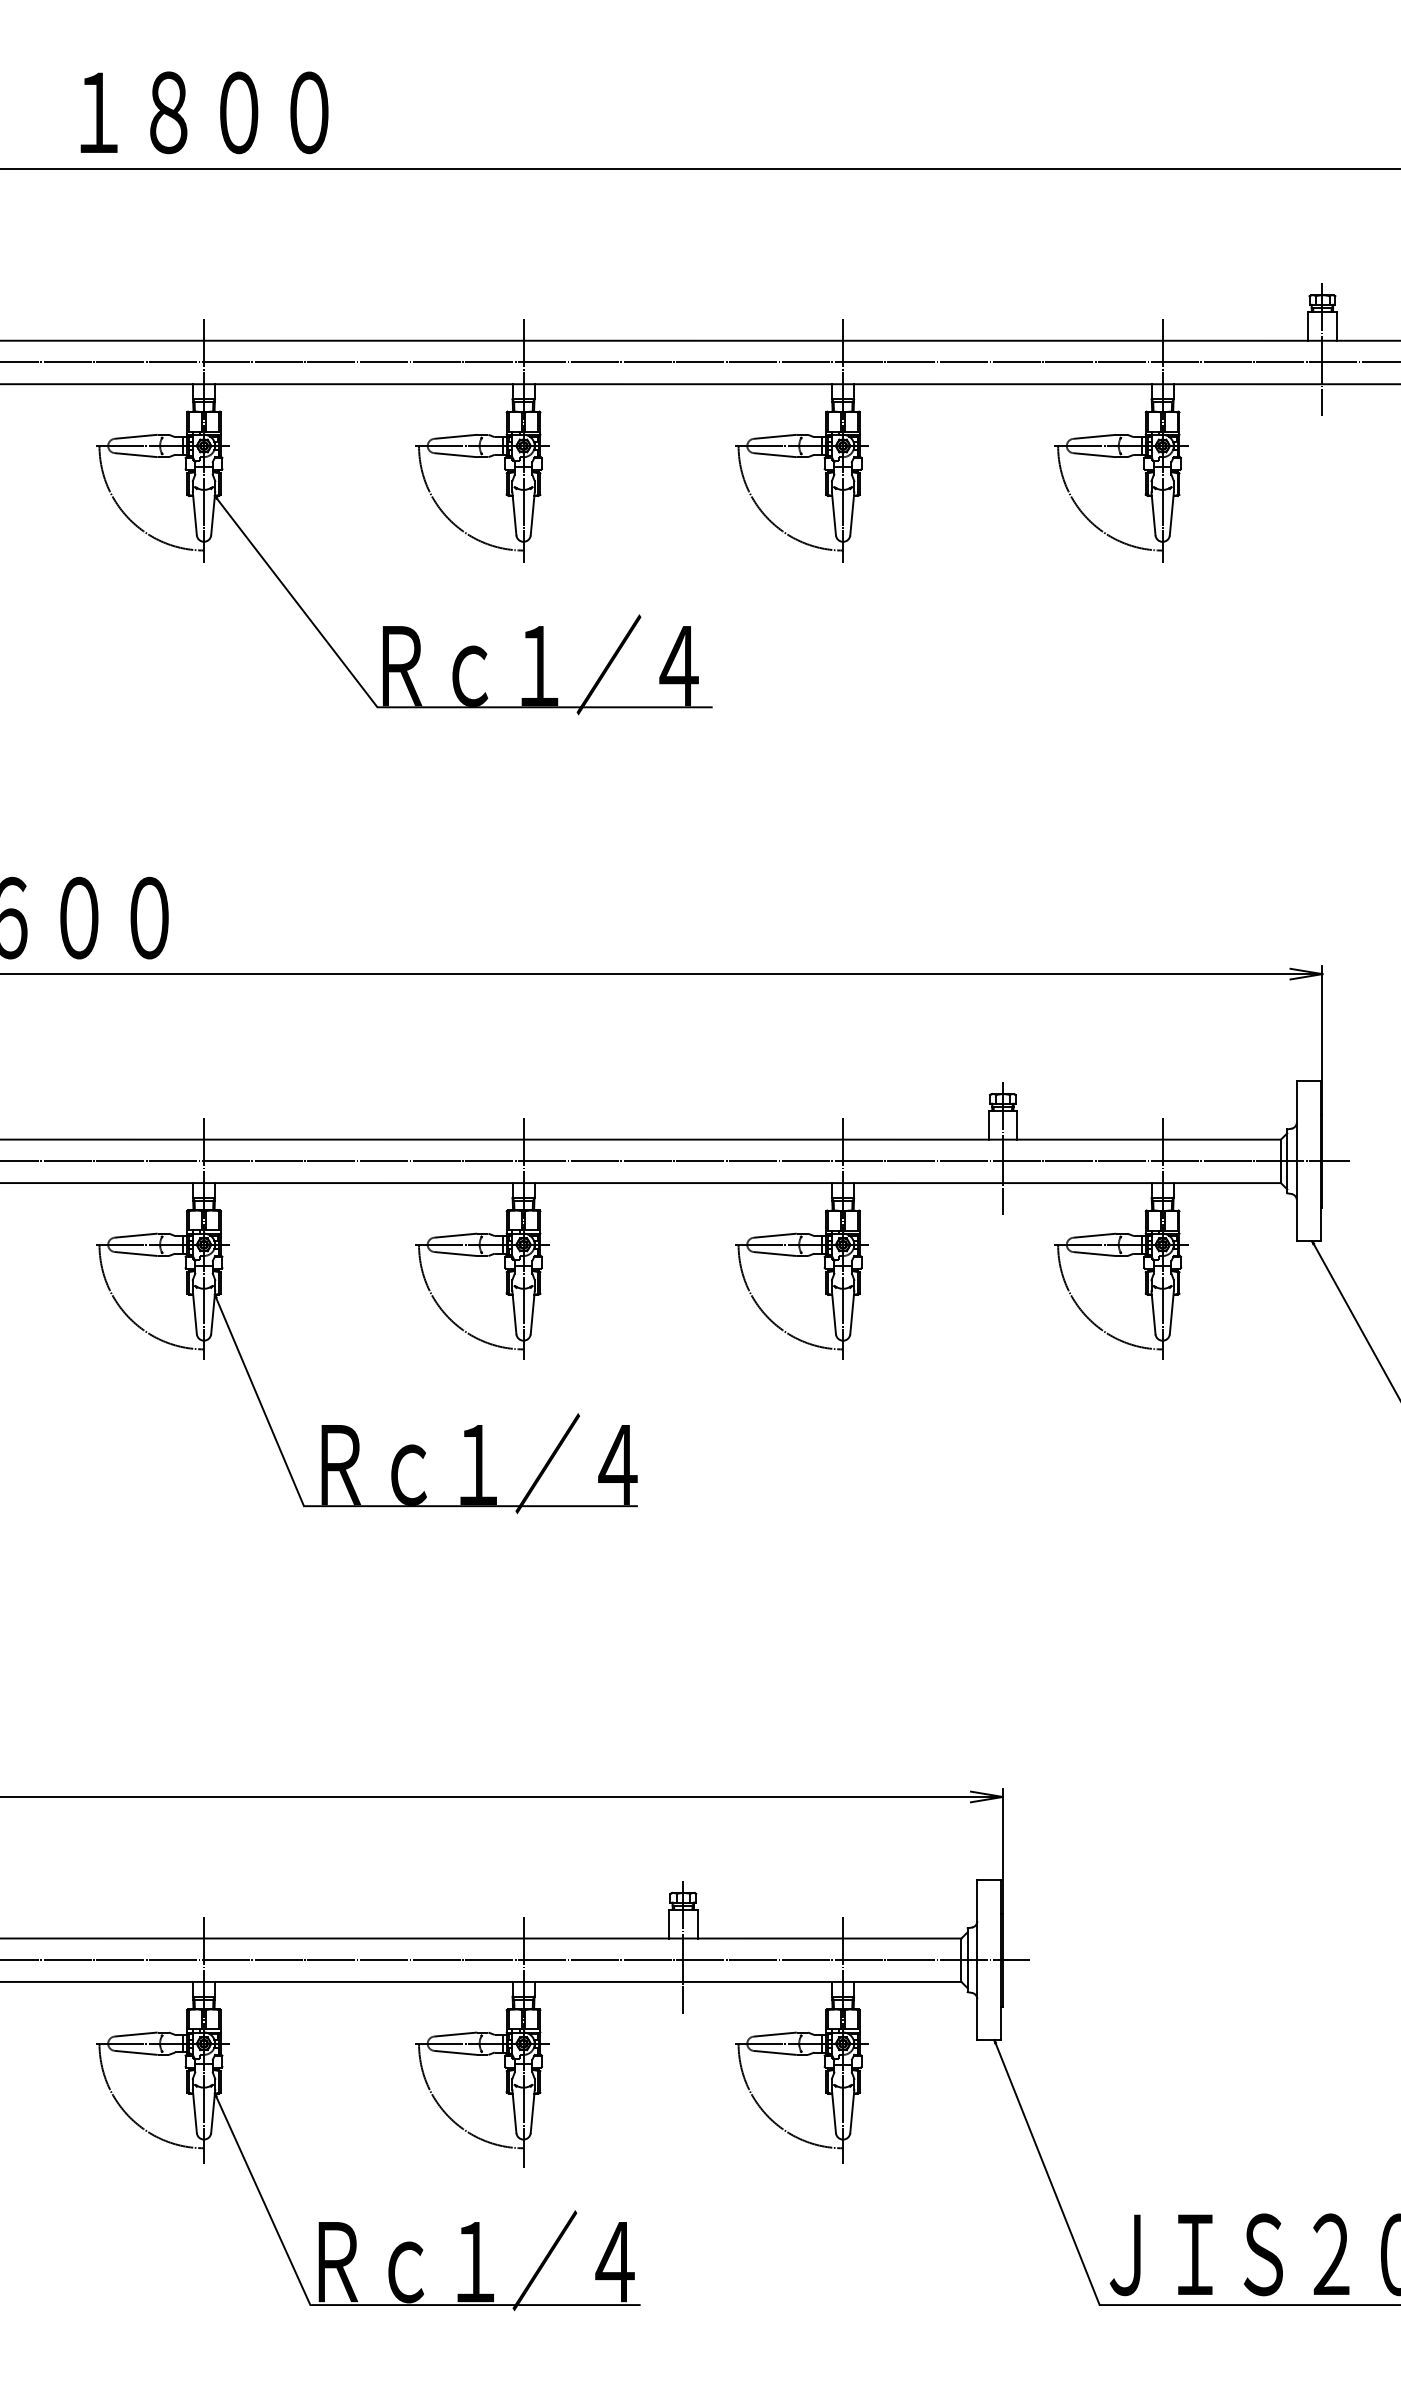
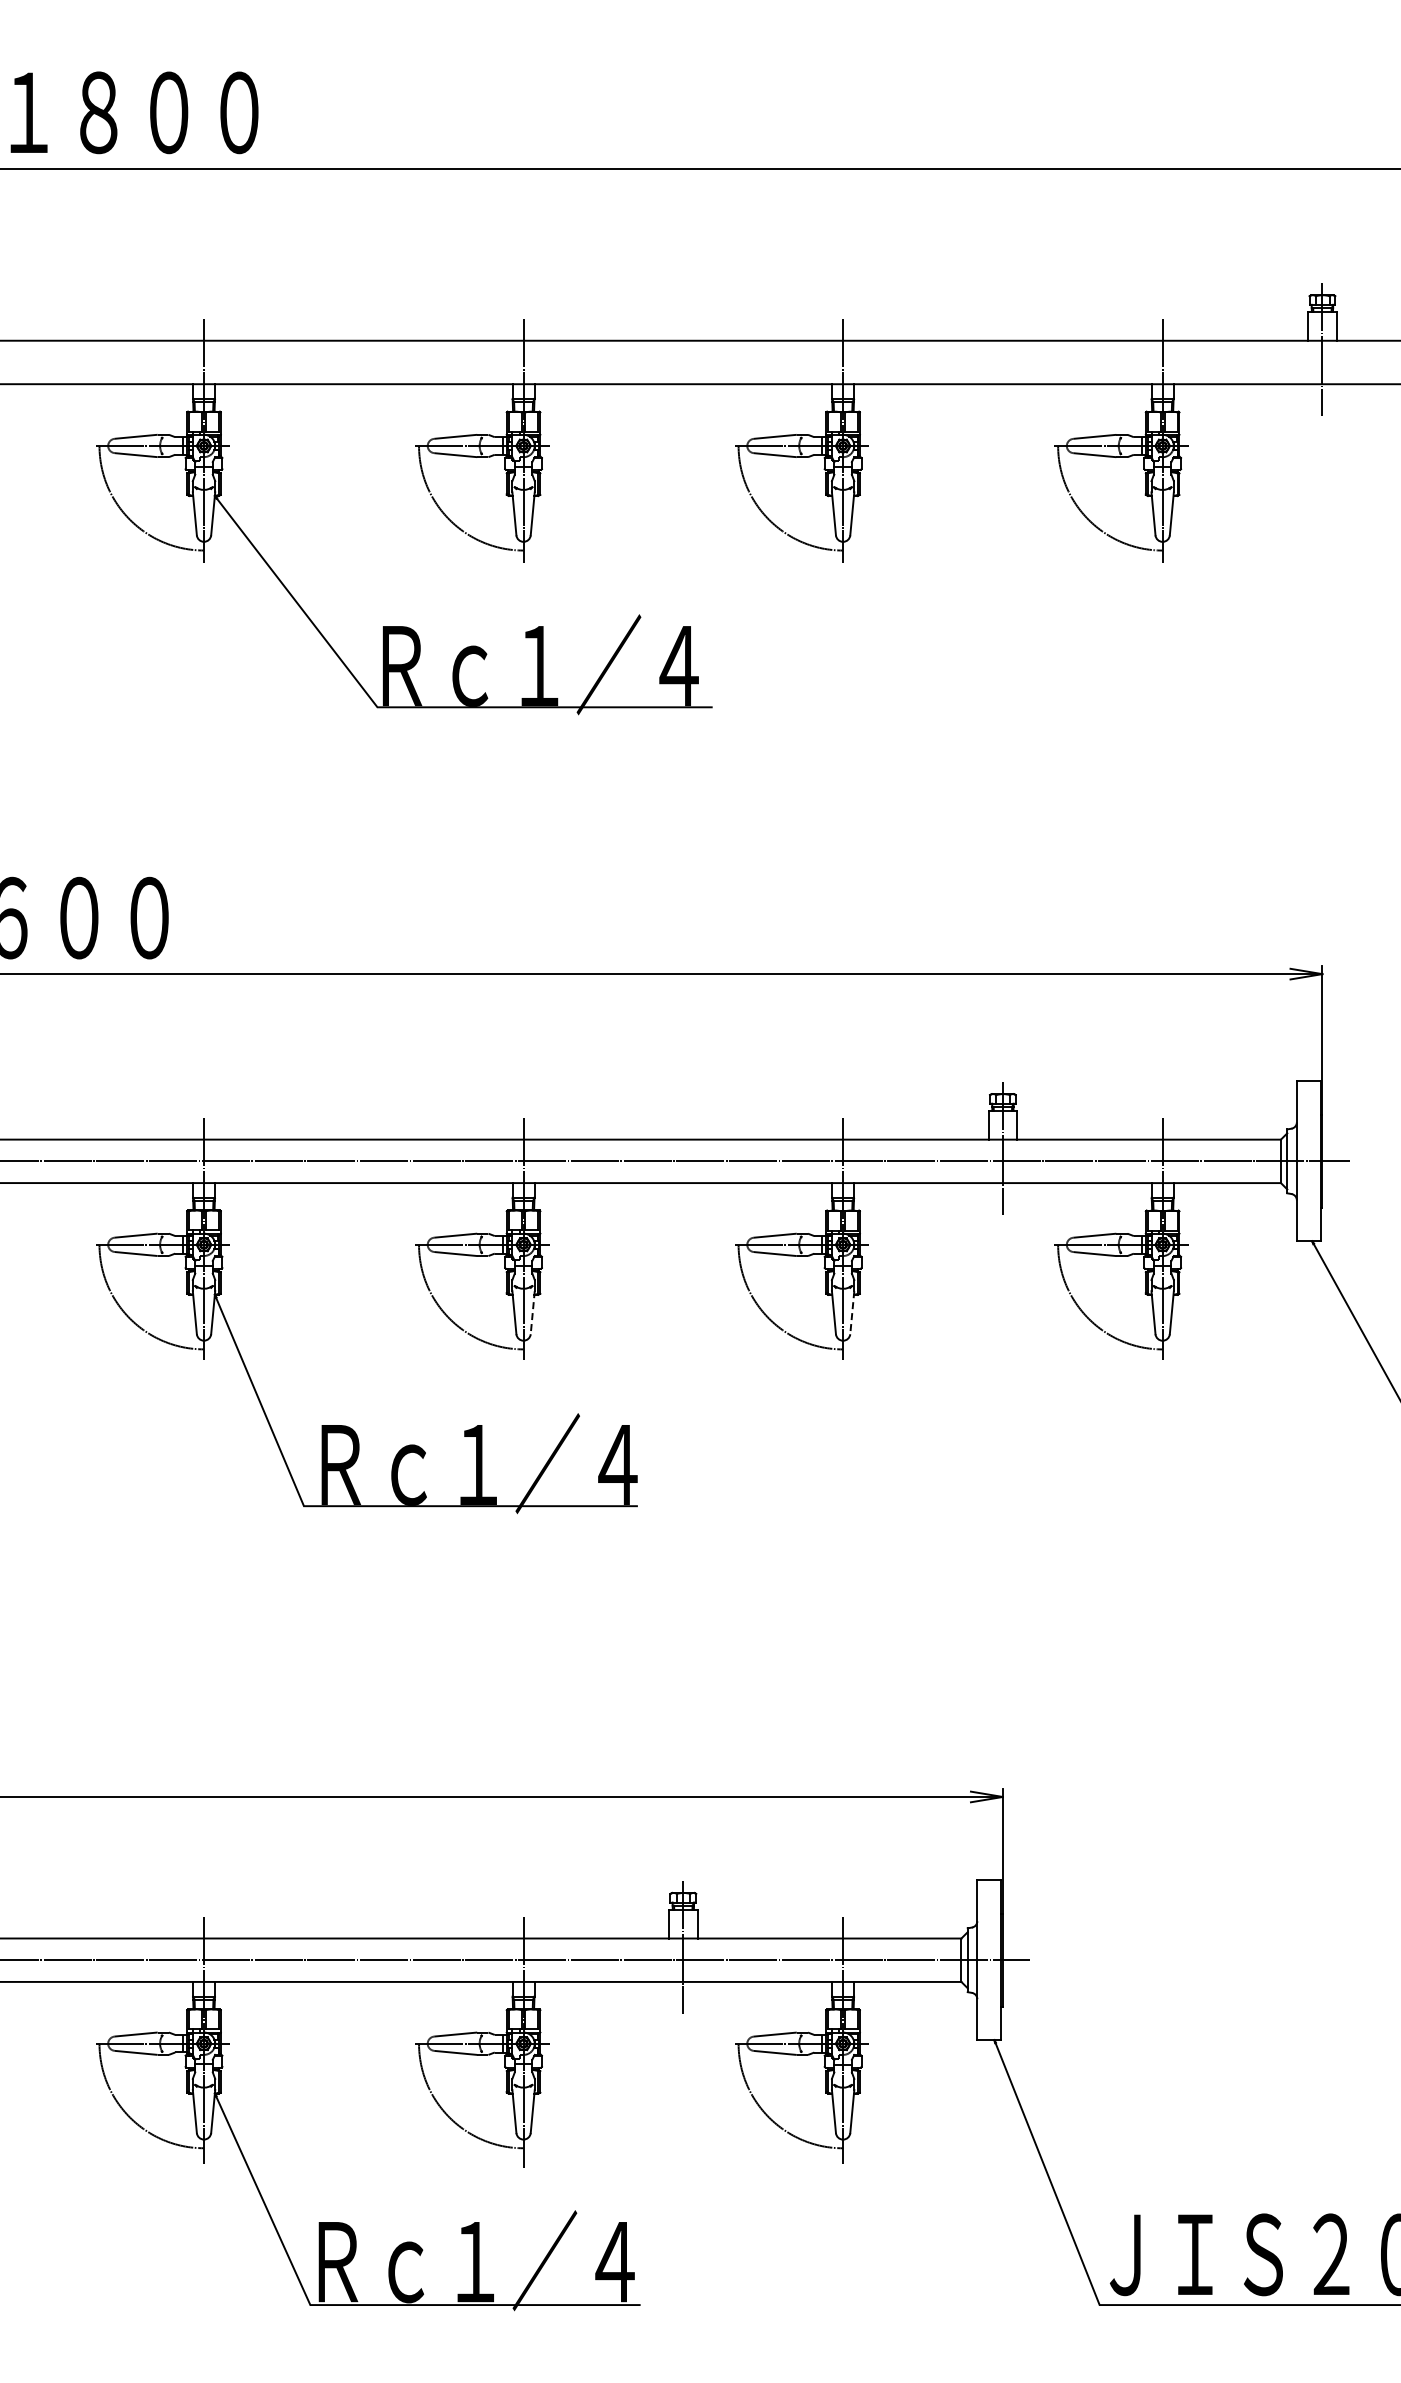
text position: (204, 112) -> (134, 112) (134, 112)
line: present -> none (699, 362)
line: solid -> dashed (532, 1312)
line: solid -> dashed (852, 1312)
